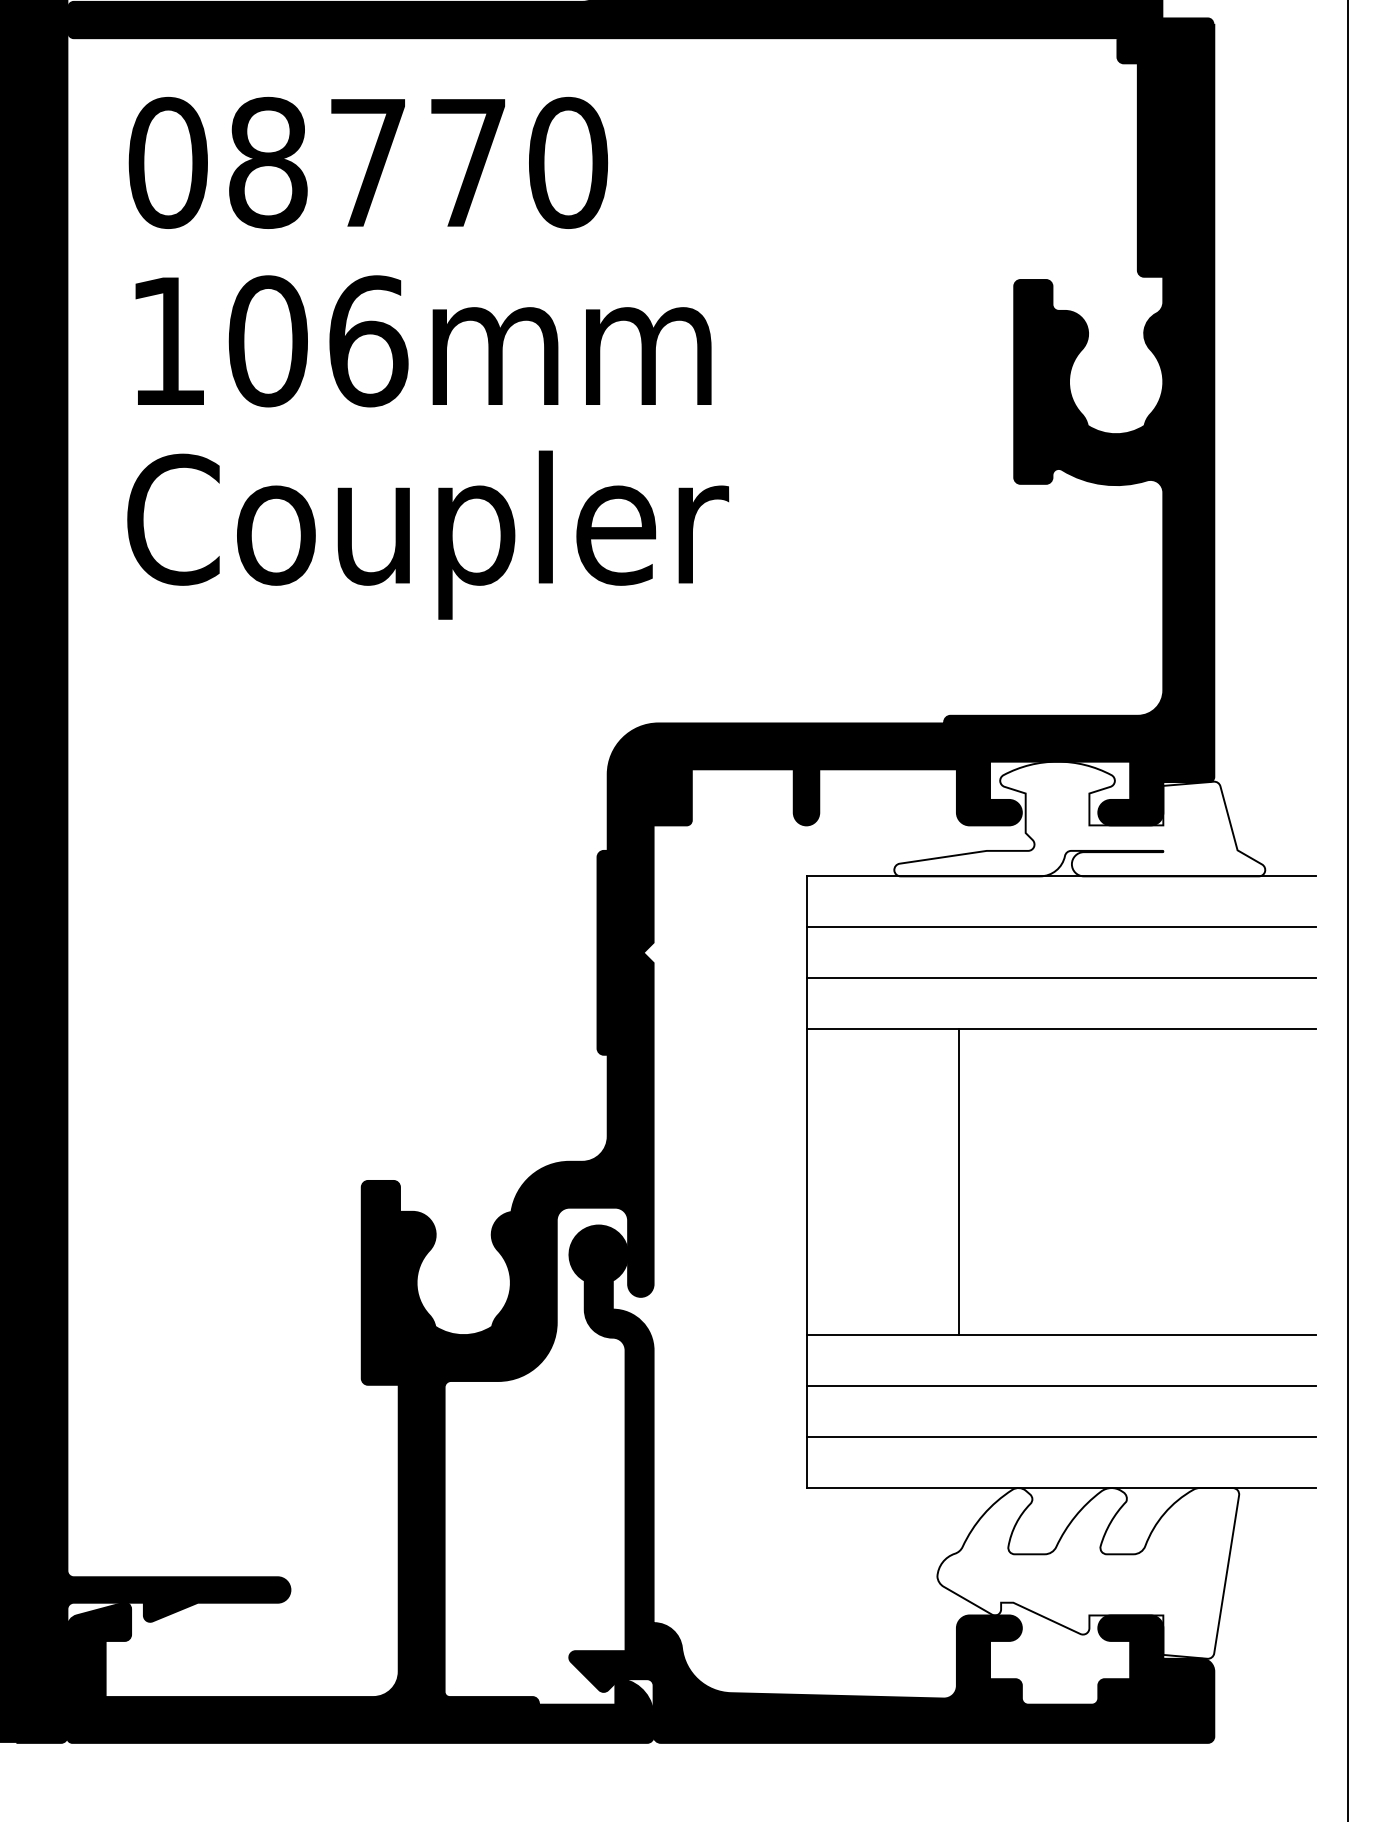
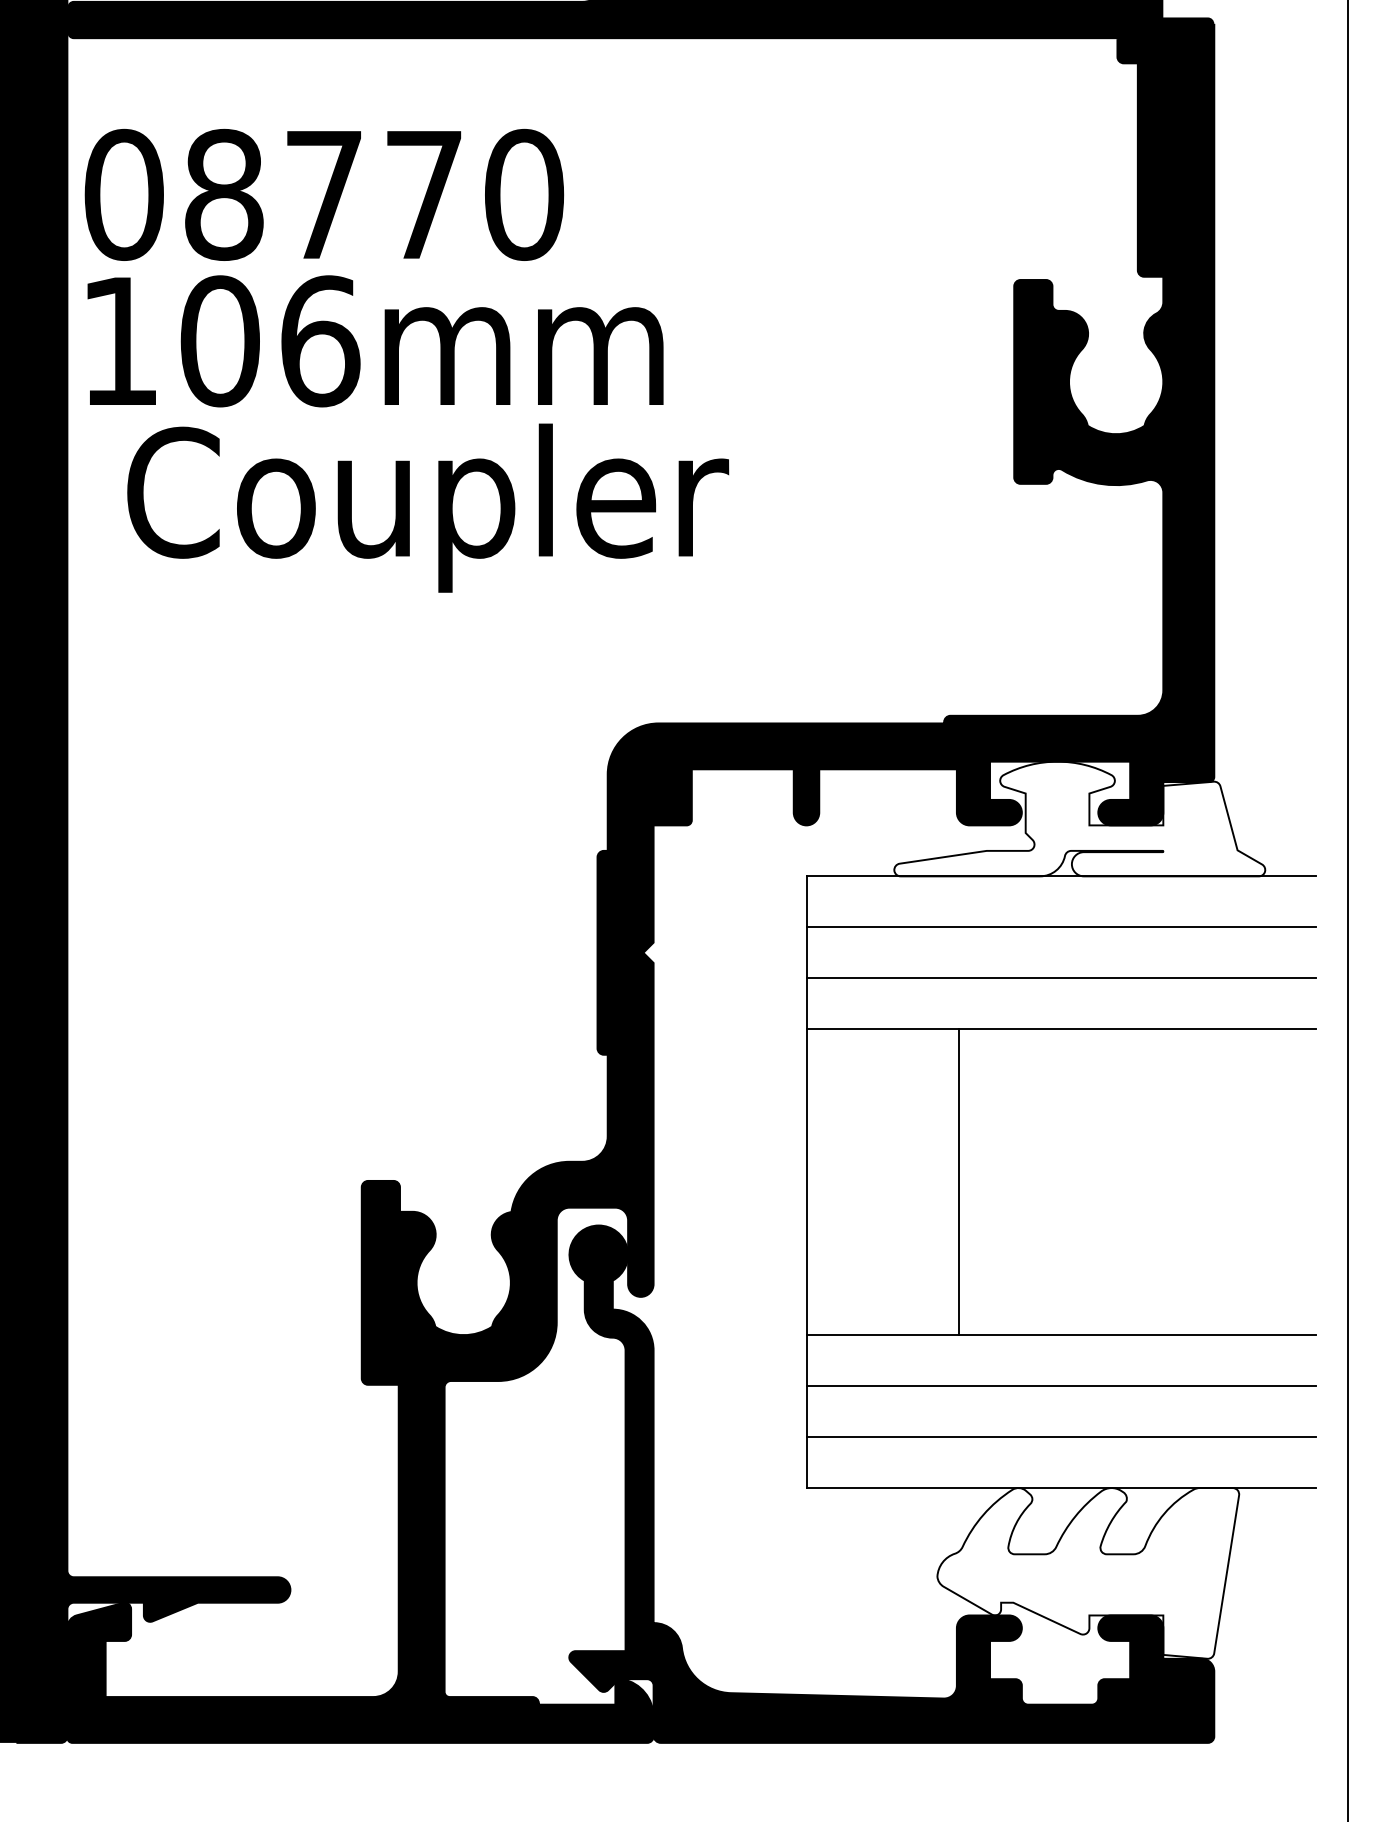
text position: (368, 162) -> (324, 194) (324, 194)
text position: (423, 341) -> (375, 341) (375, 341)
text position: (428, 534) -> (428, 507) (428, 507)
